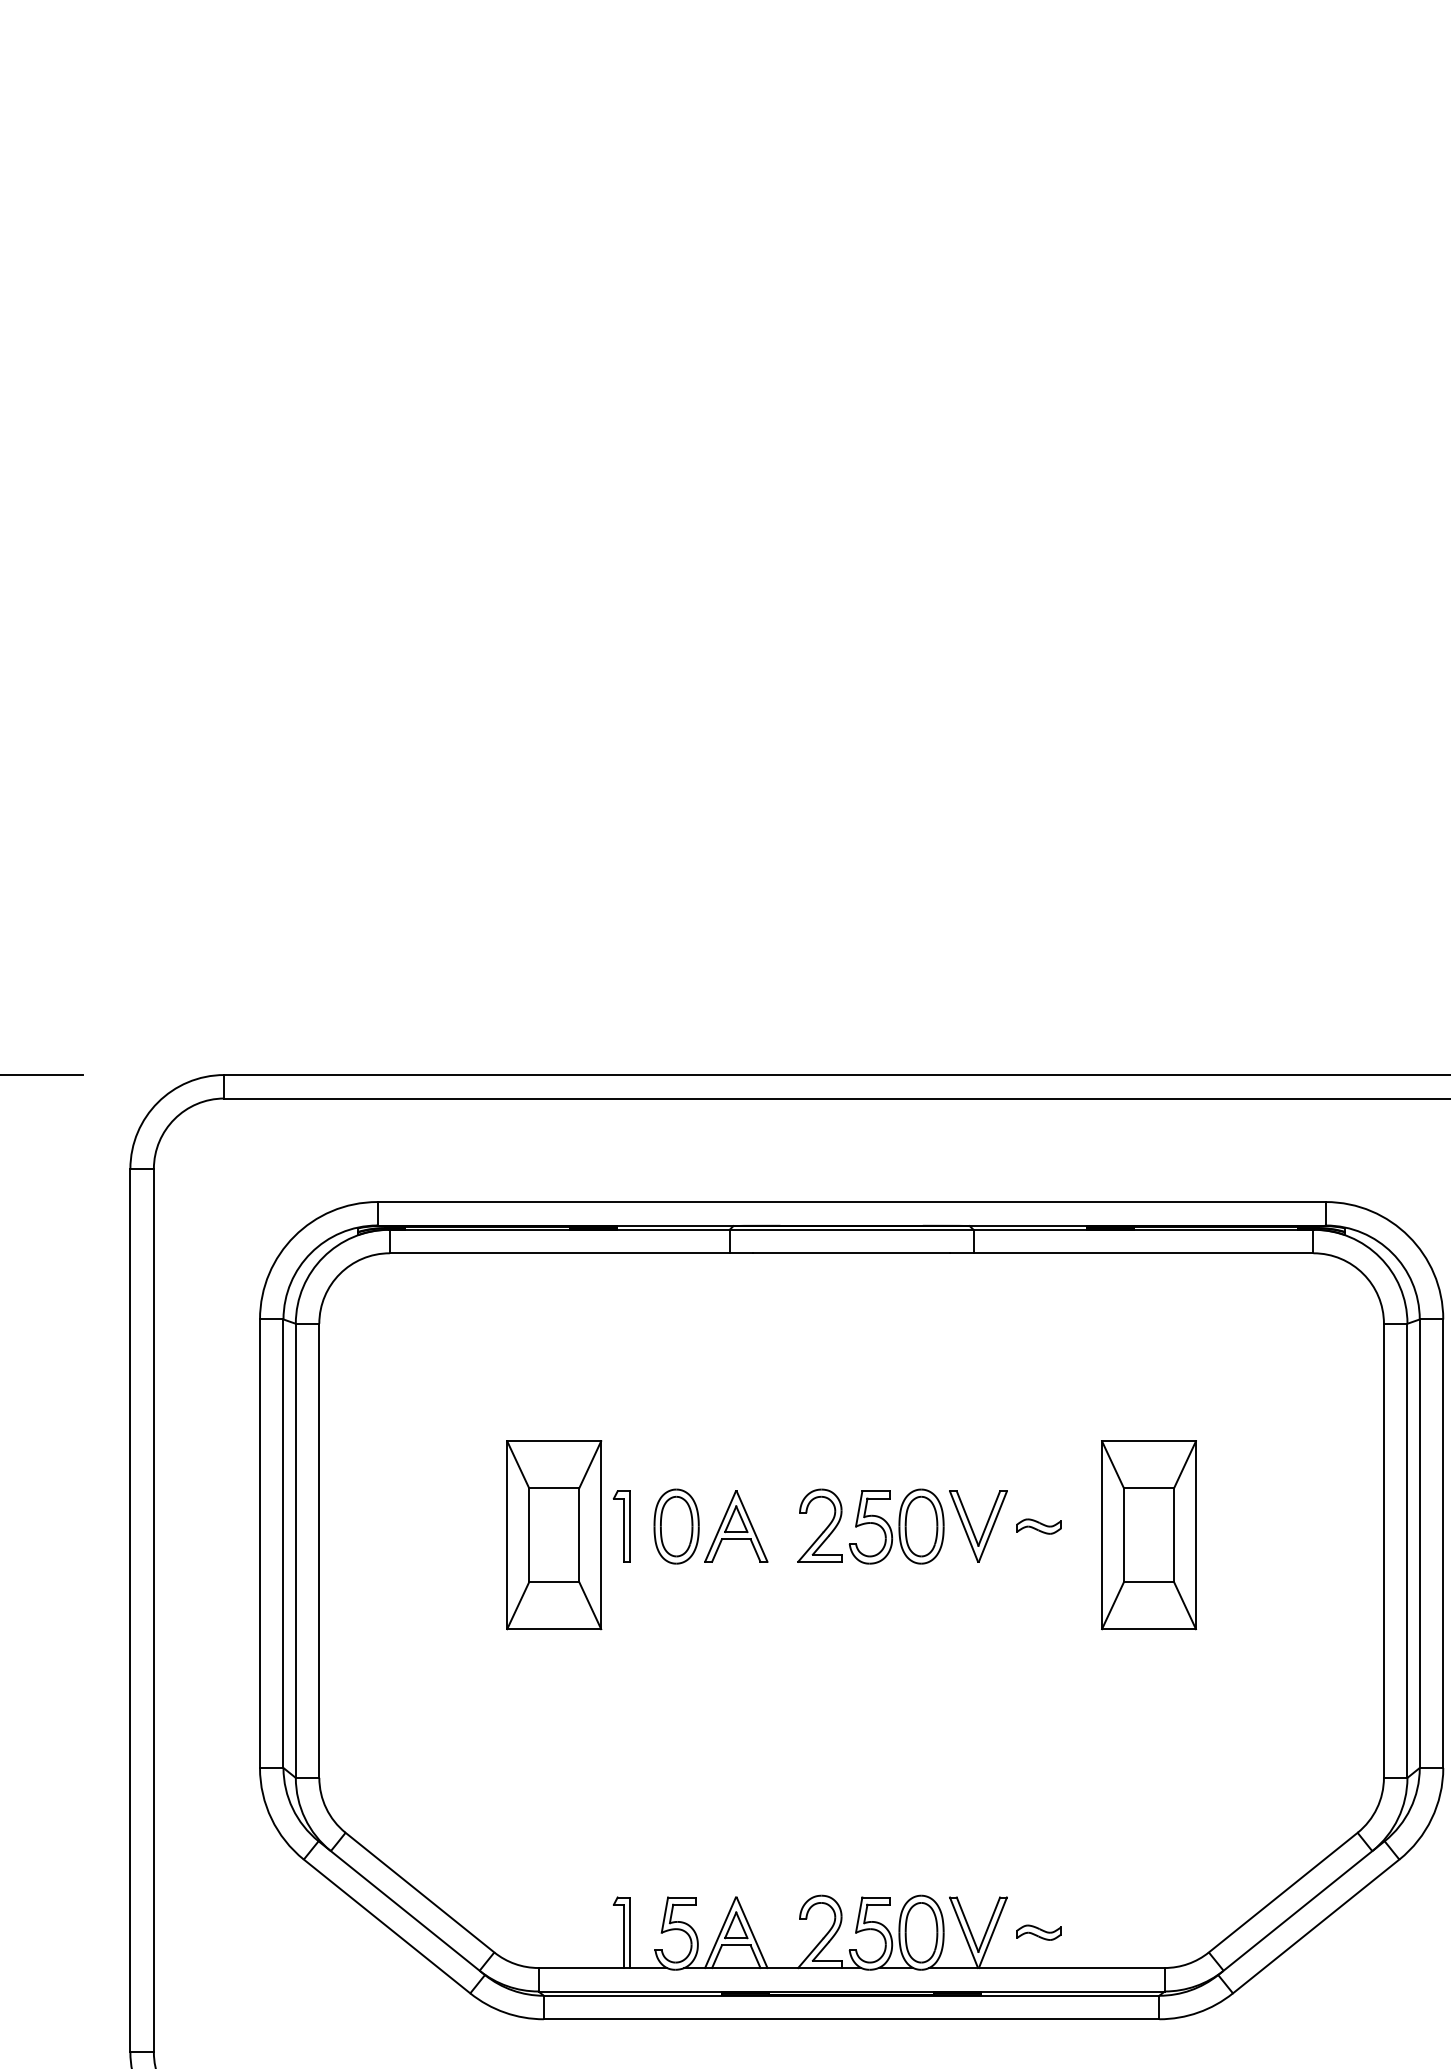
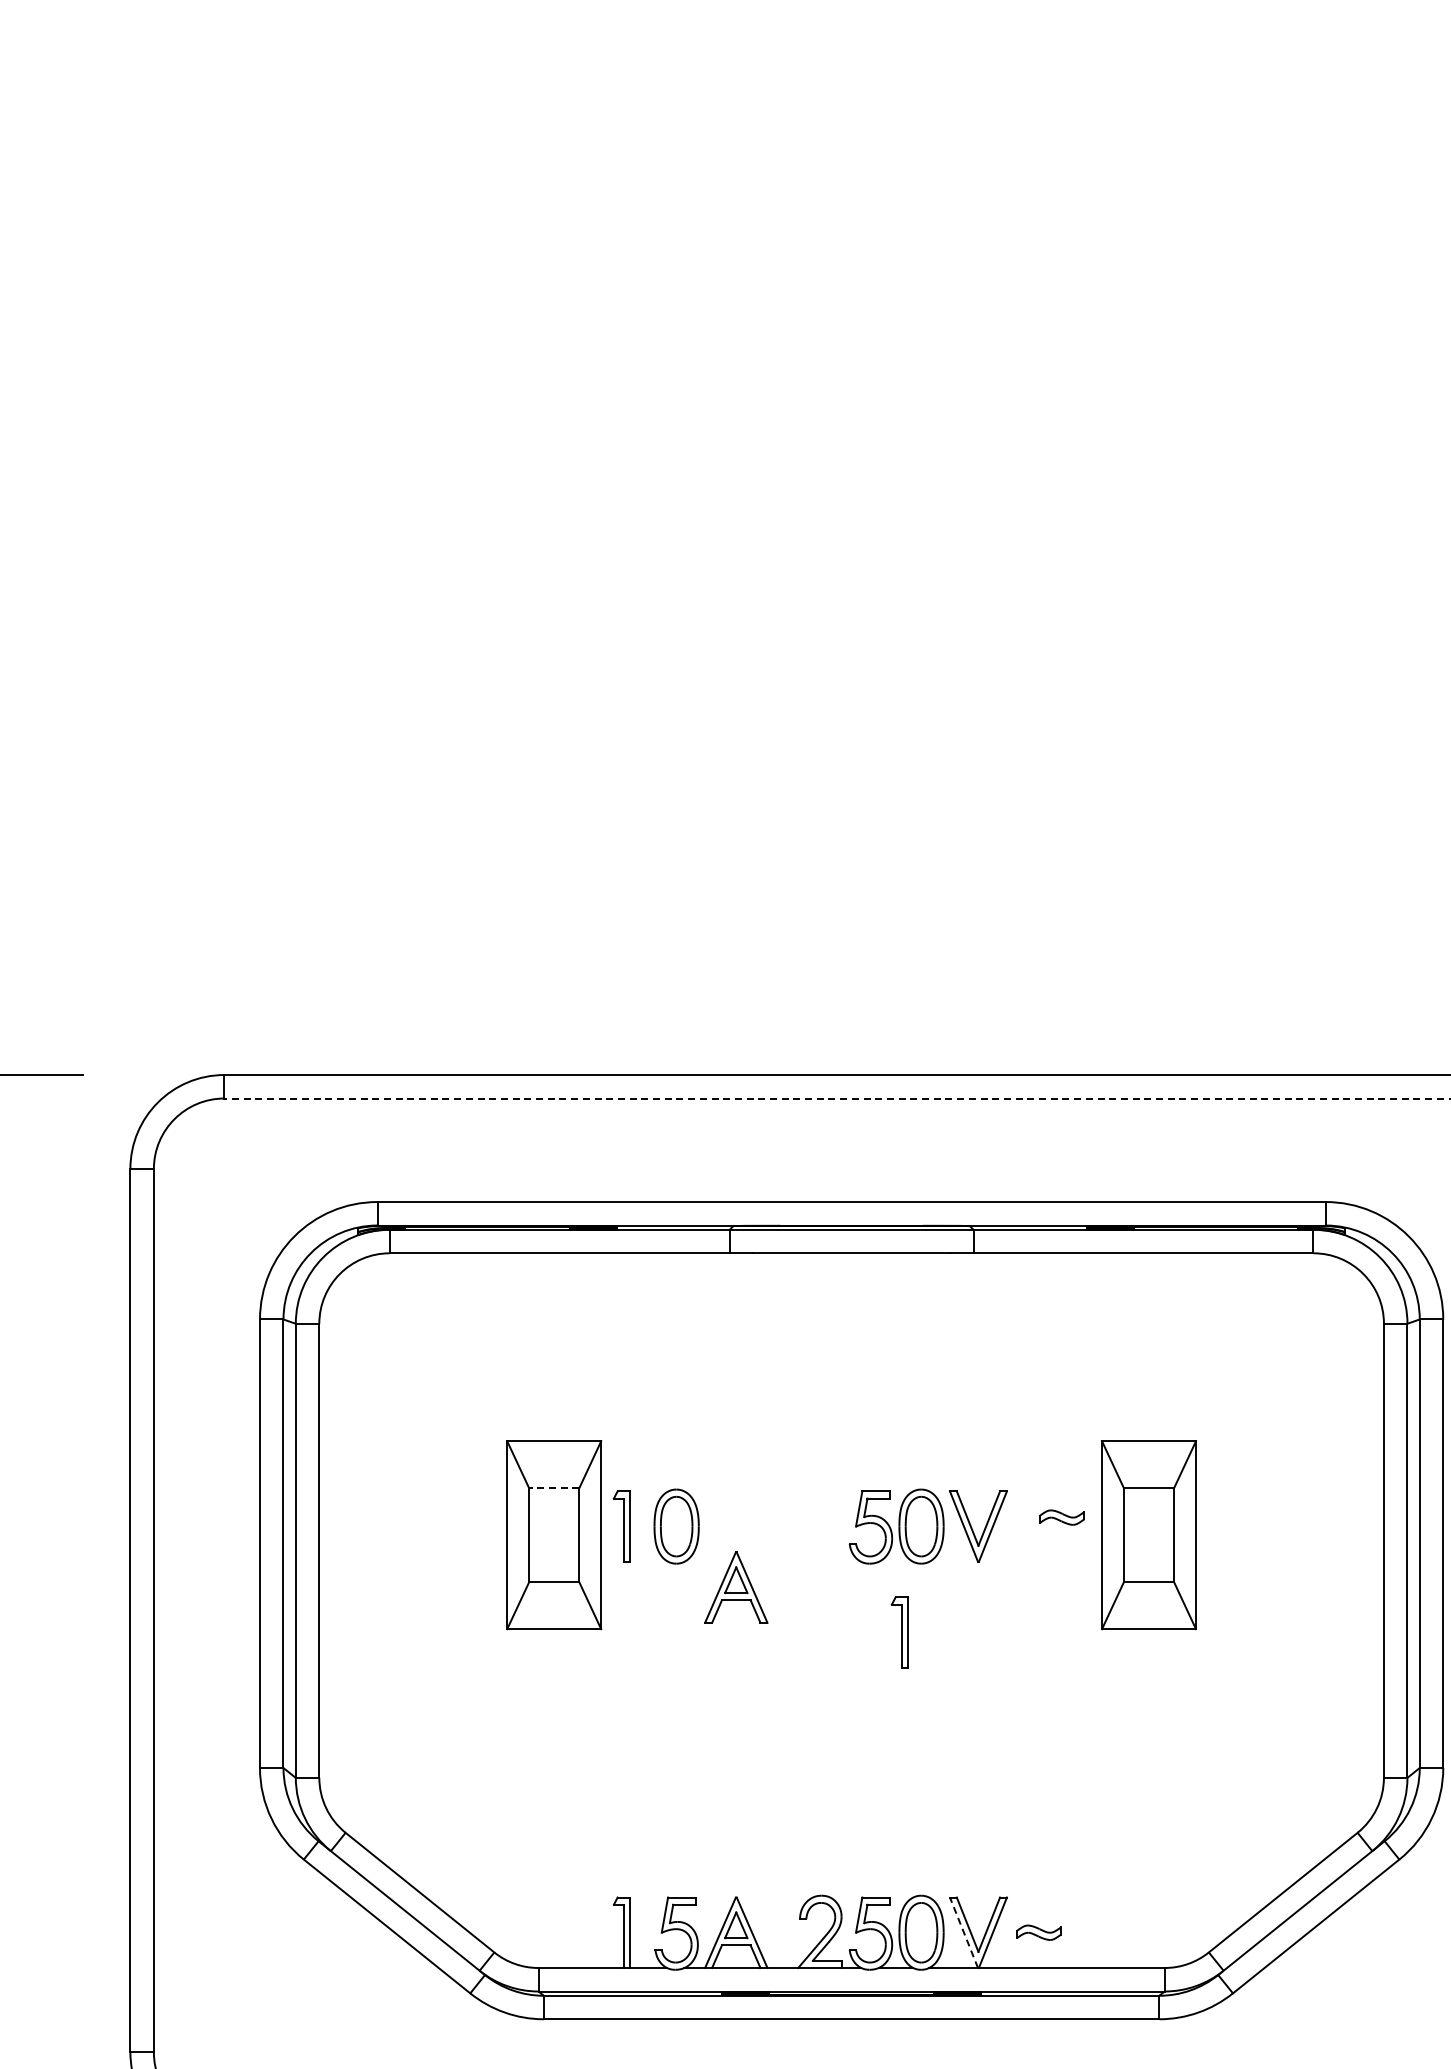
line: solid -> dashed (837, 1098)
line: solid -> dashed (553, 1488)
part position: (736, 1526) -> (736, 1587) (736, 1587)
part position: (1038, 1526) -> (1061, 1517) (1061, 1517)
part: present -> none (824, 1529)
part: none -> present (899, 1632)
line: solid -> dashed (964, 1932)
